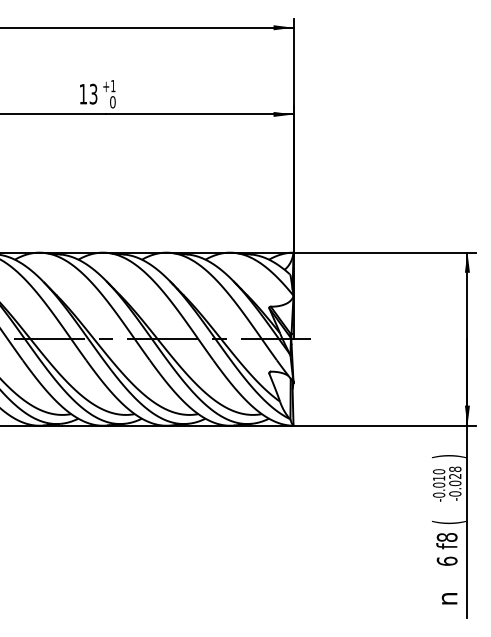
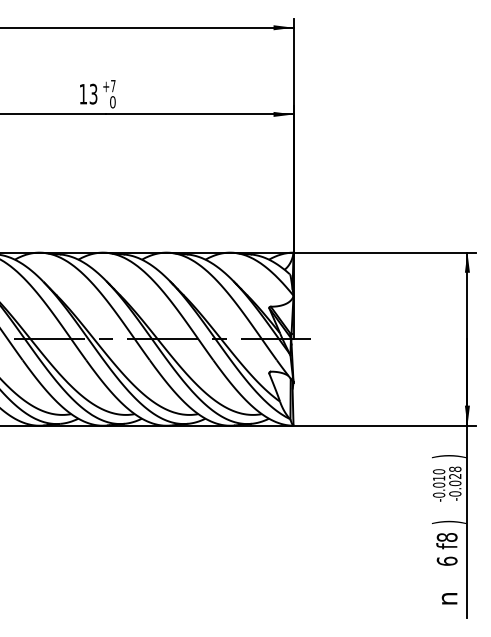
text: +1 -> +7 (113, 86)
text: ( -> ) (448, 522)
